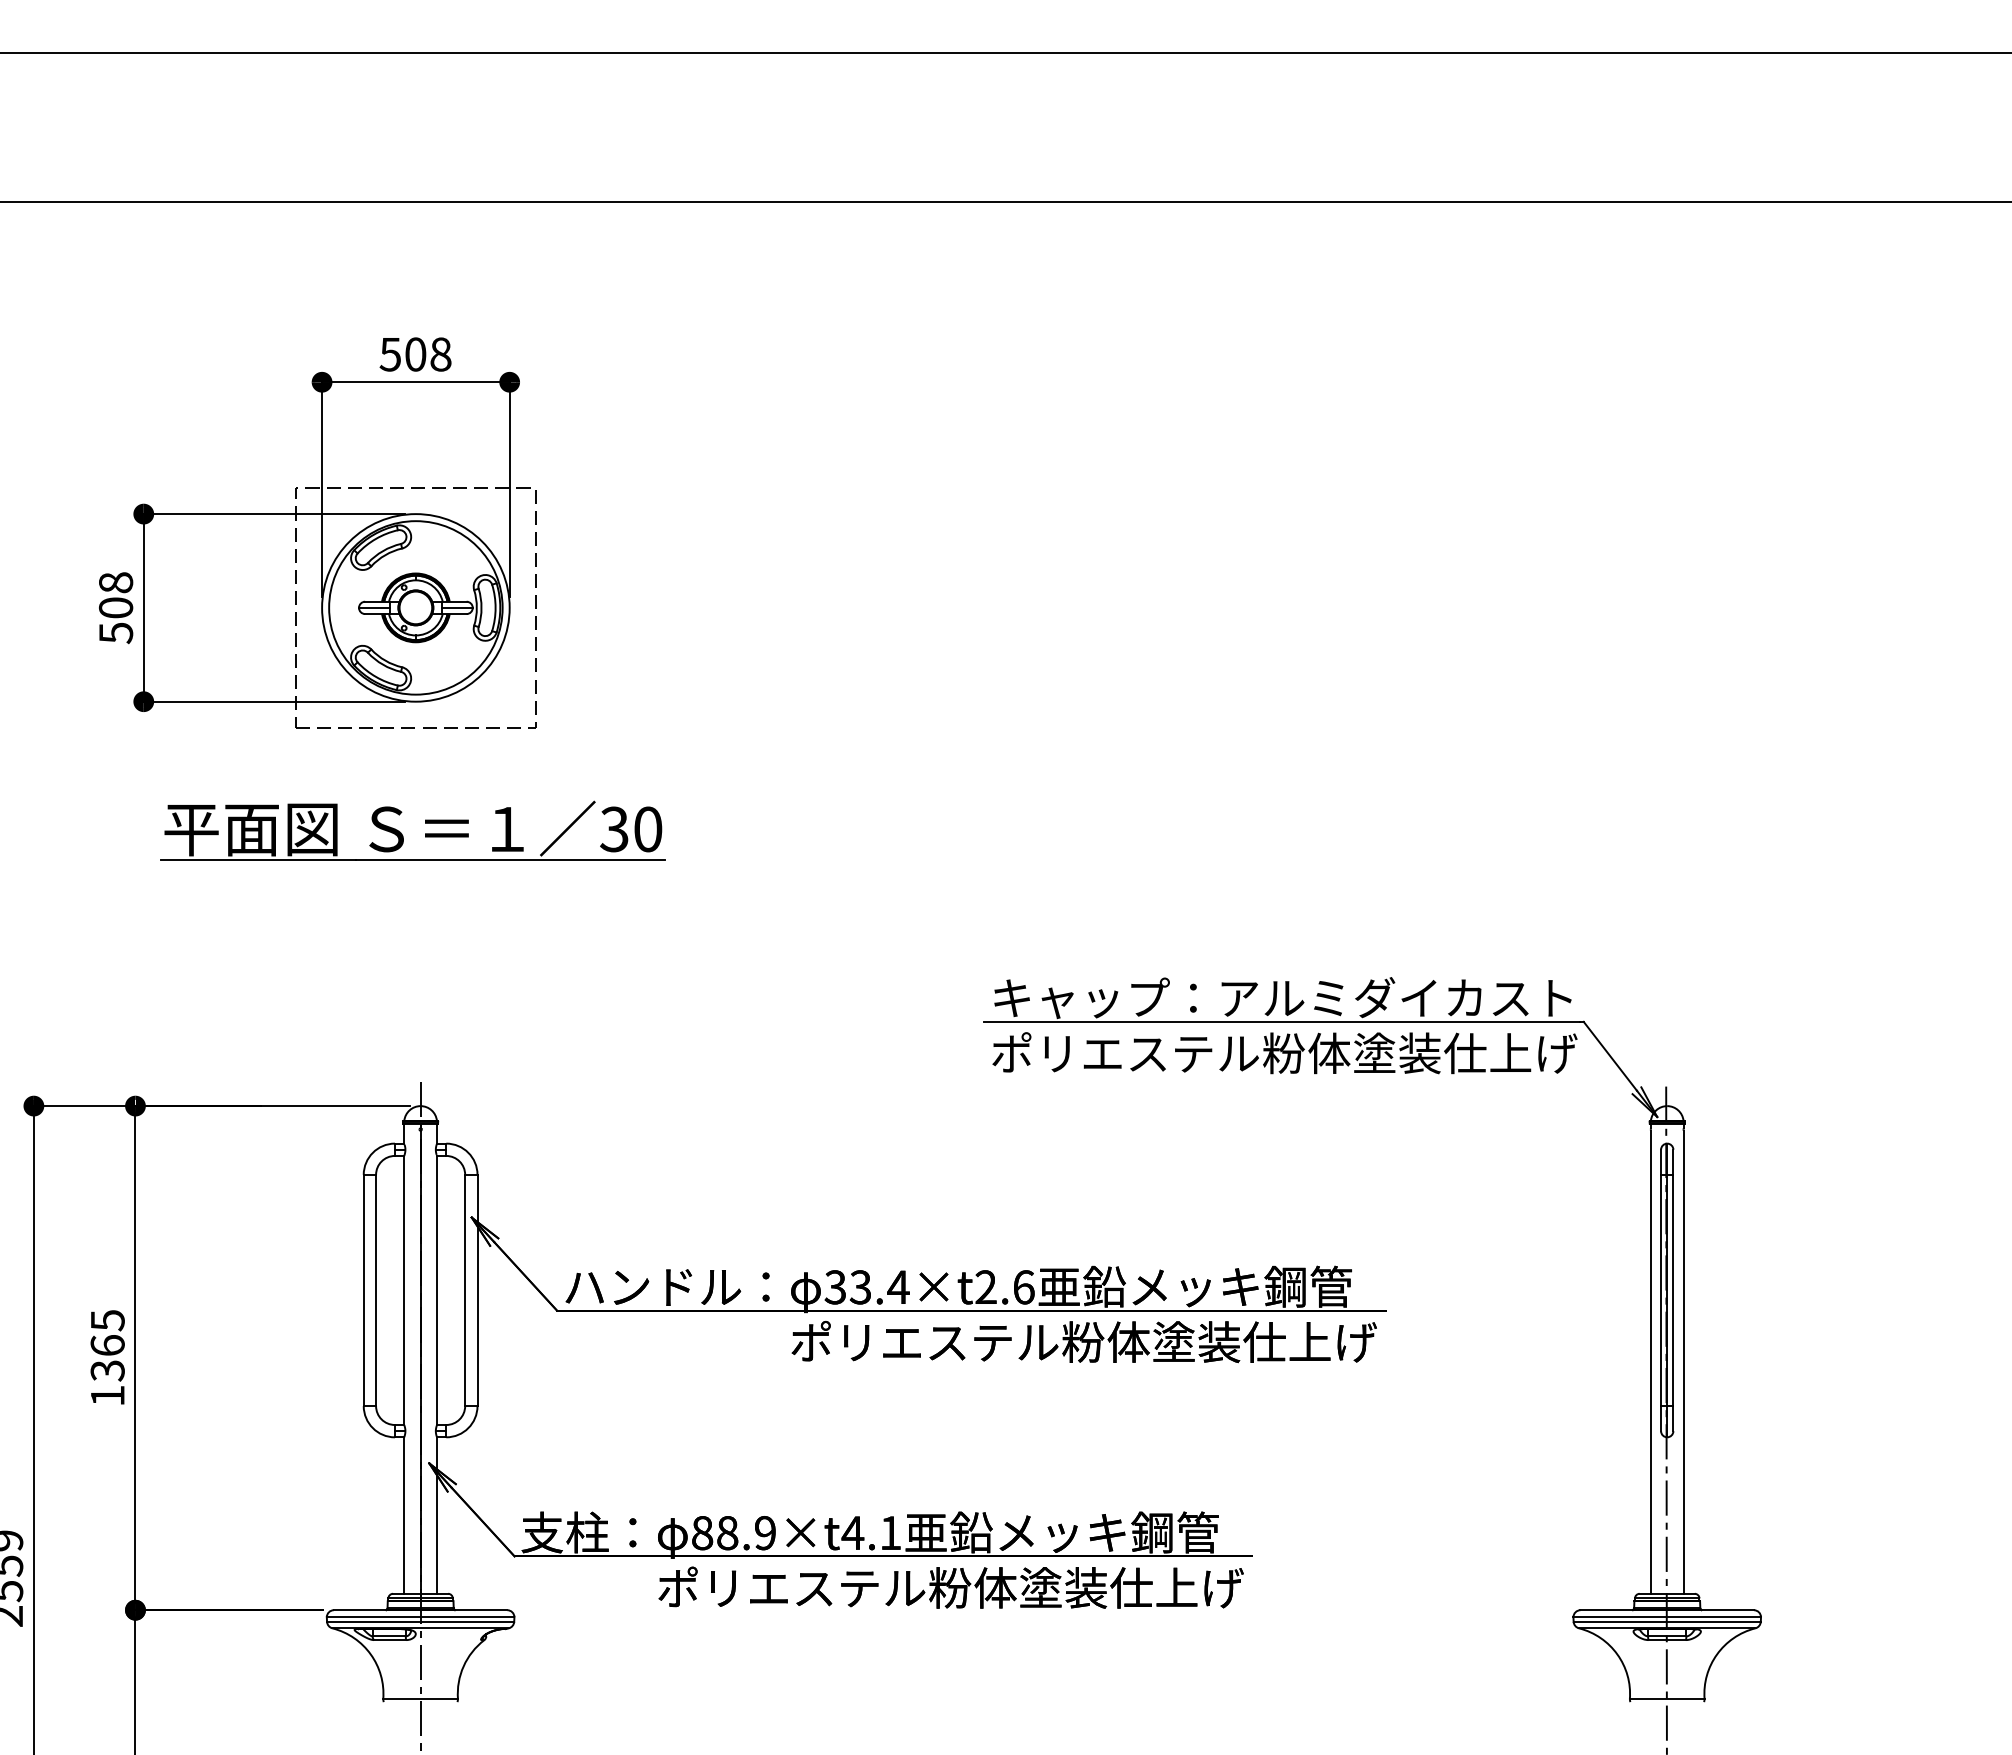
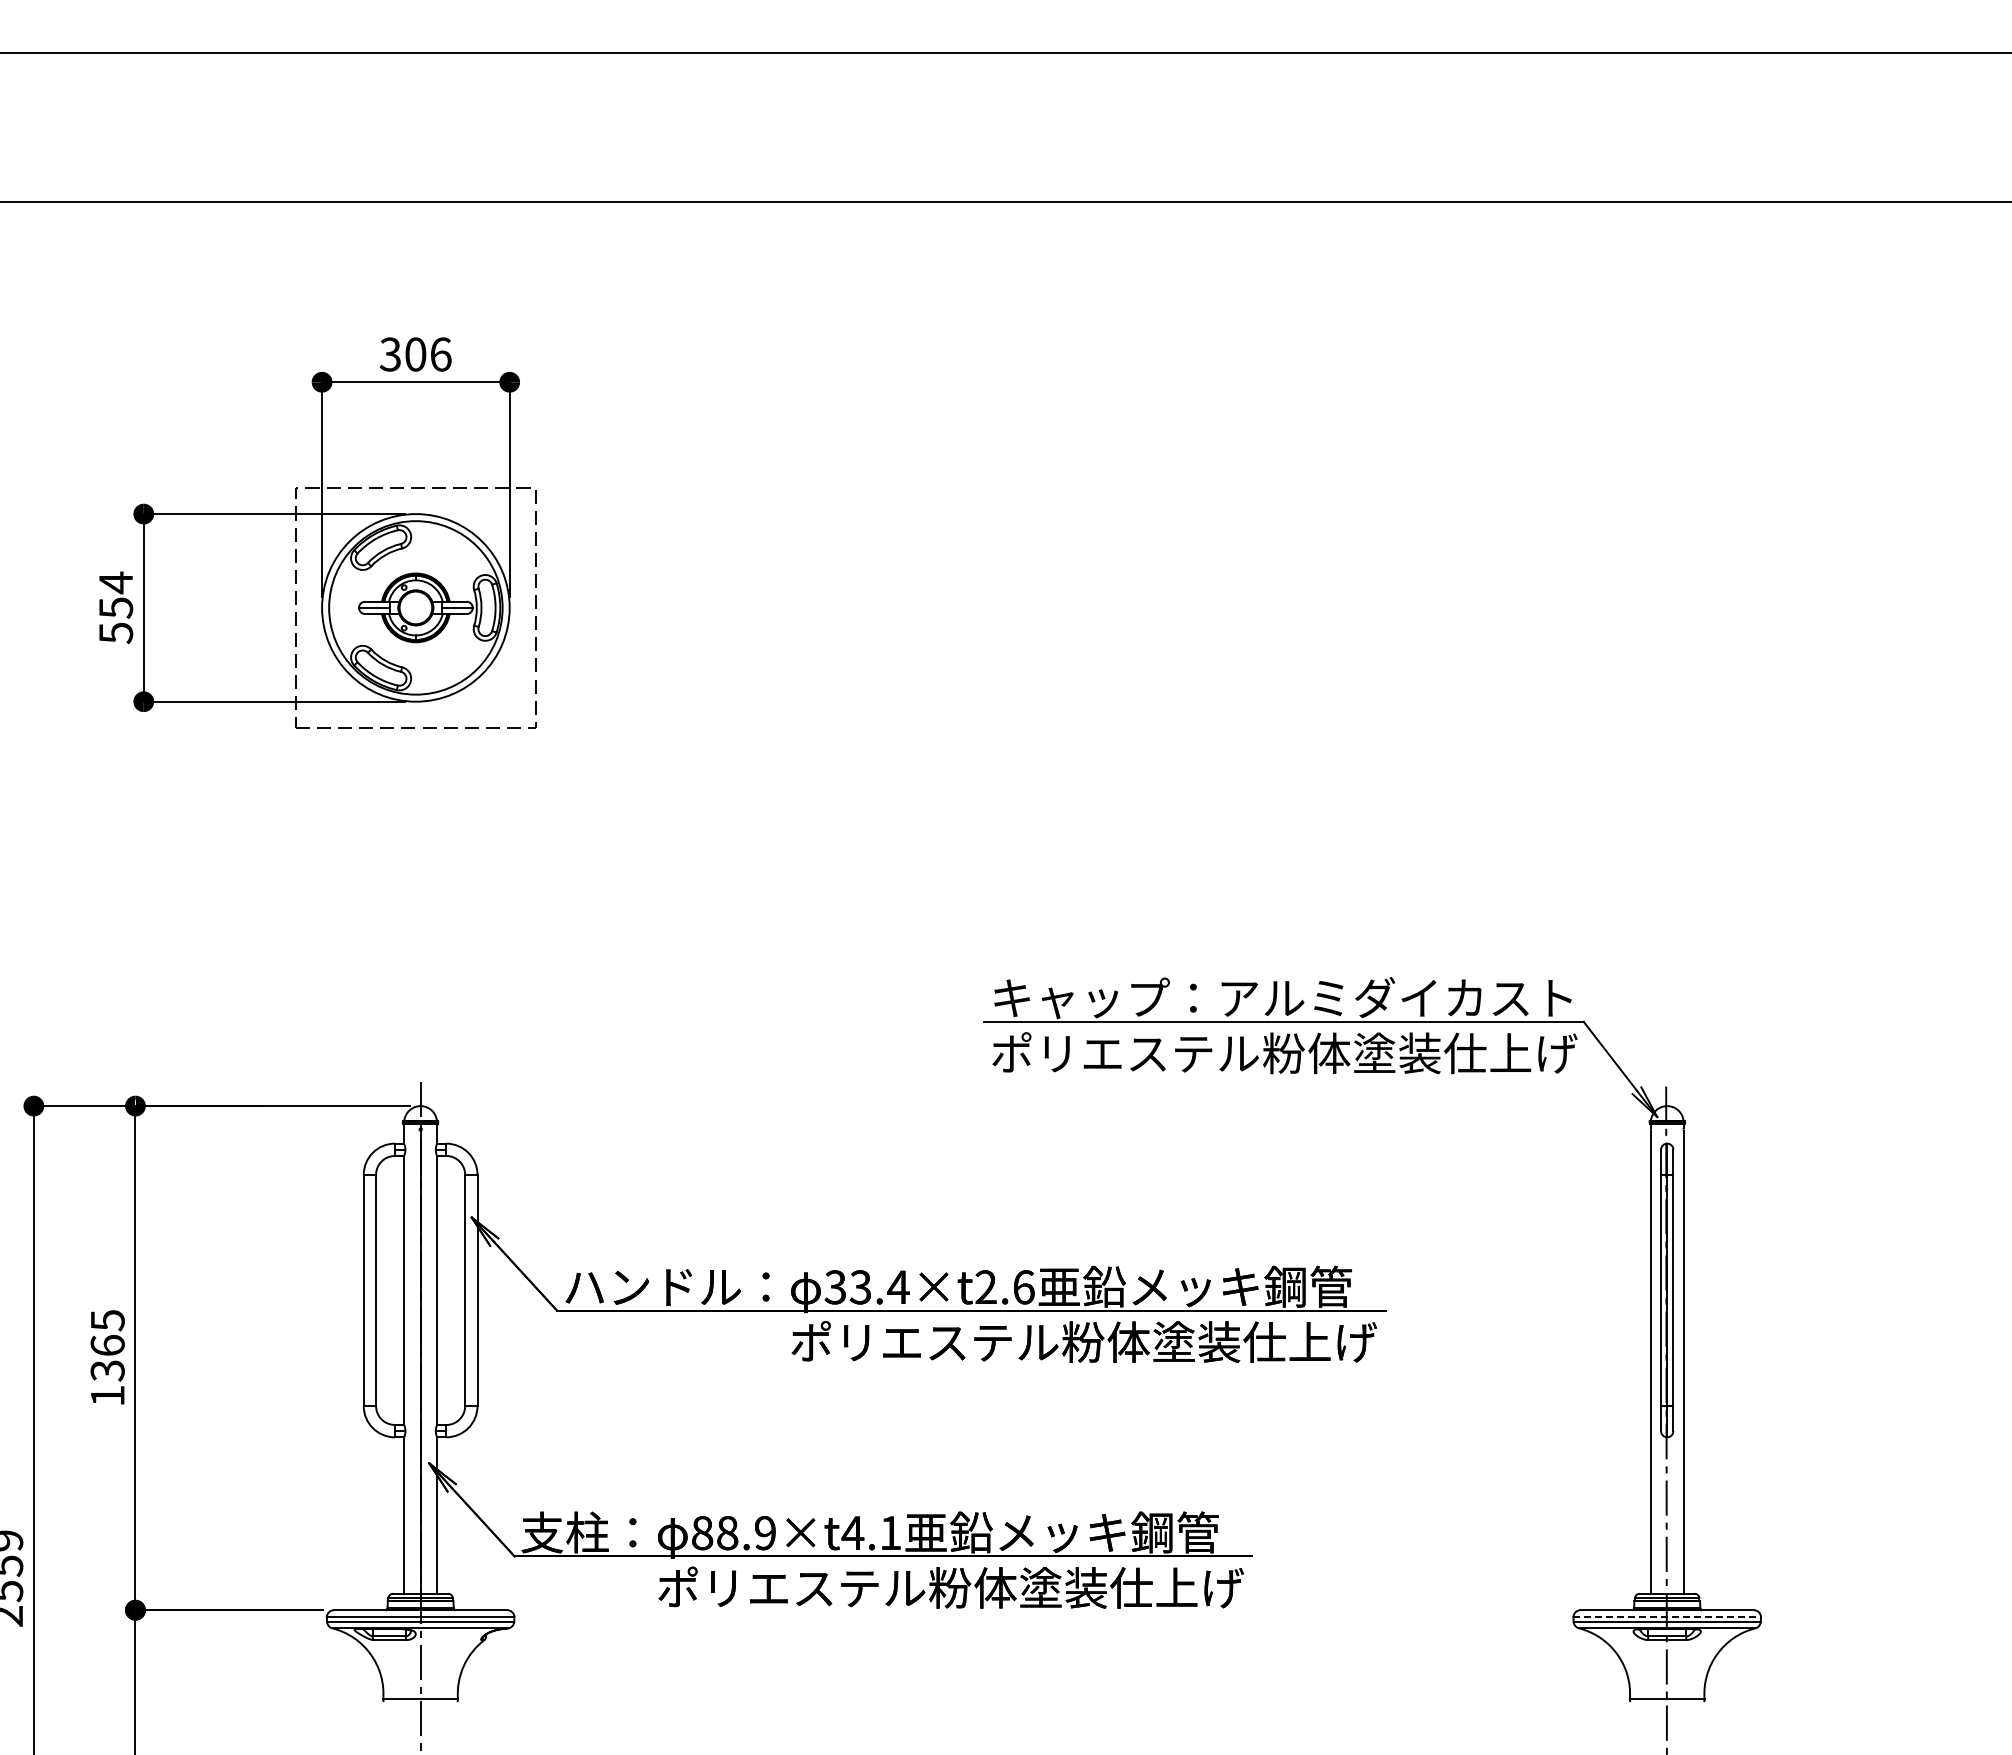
text: 508 -> 306 (415, 354)
text: 508 -> 554 (115, 594)
part: present -> none (403, 835)
line: solid -> dashed (1667, 1617)
